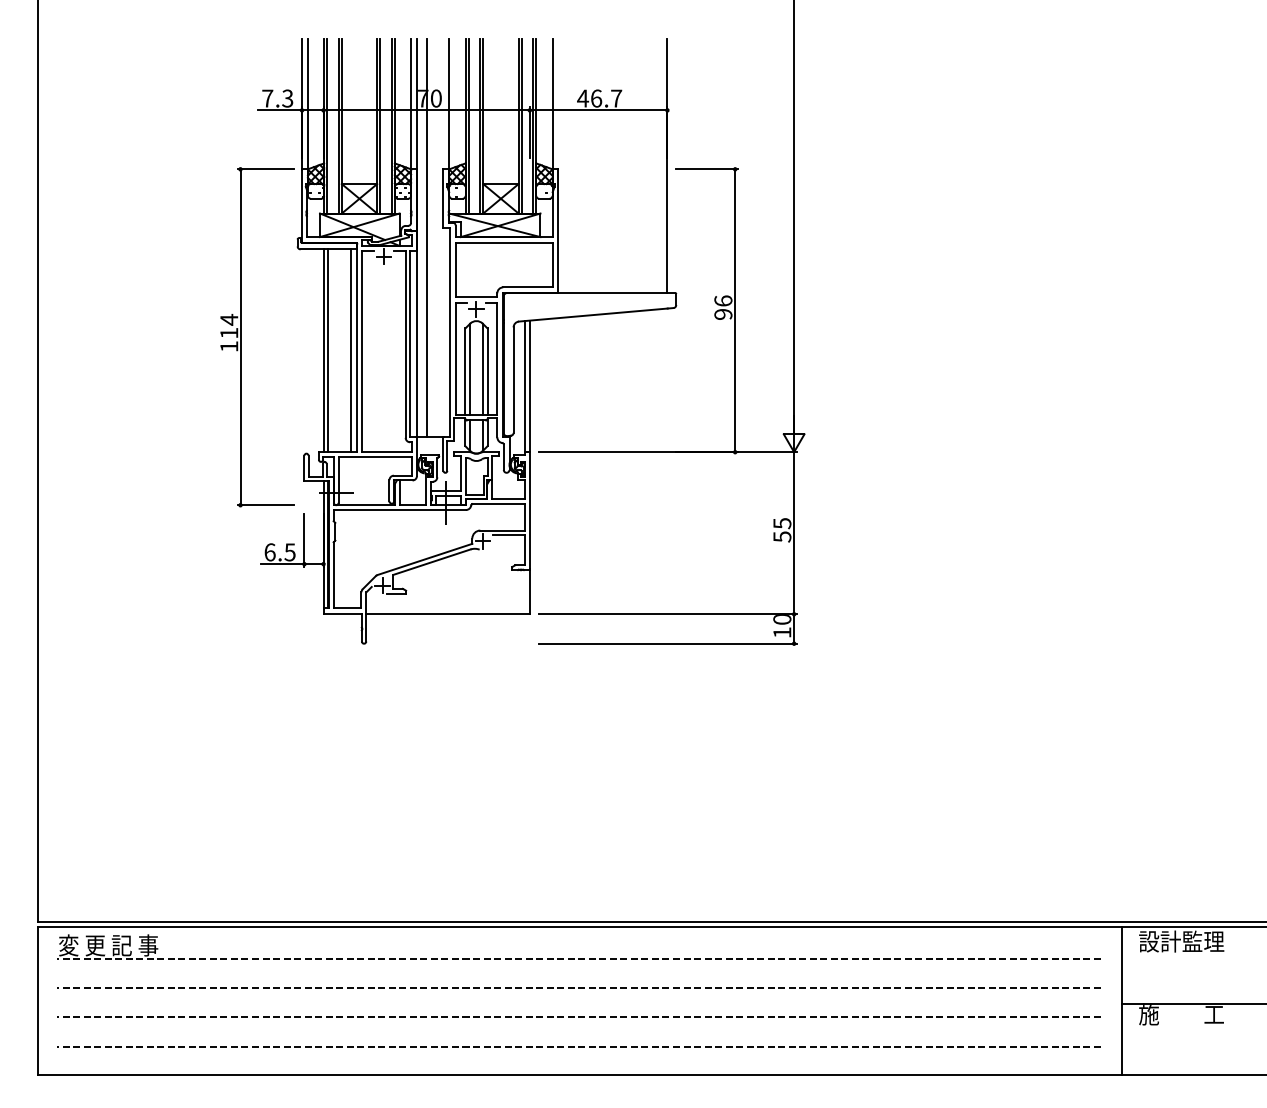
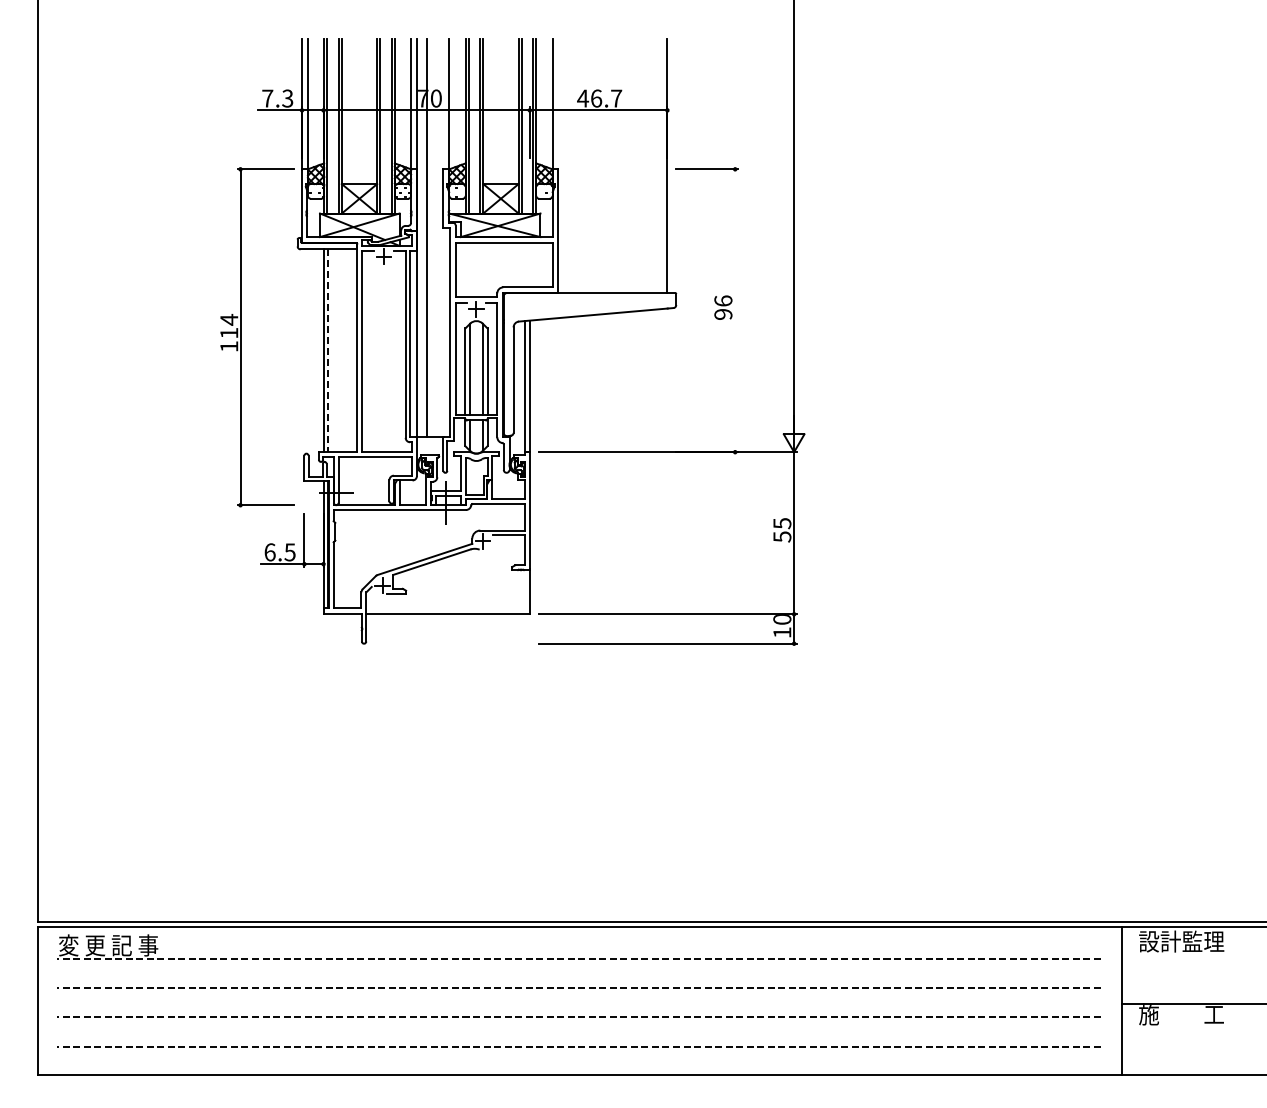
line: present -> none (735, 310)
line: present -> none (350, 350)
line: solid -> dashed (328, 351)
